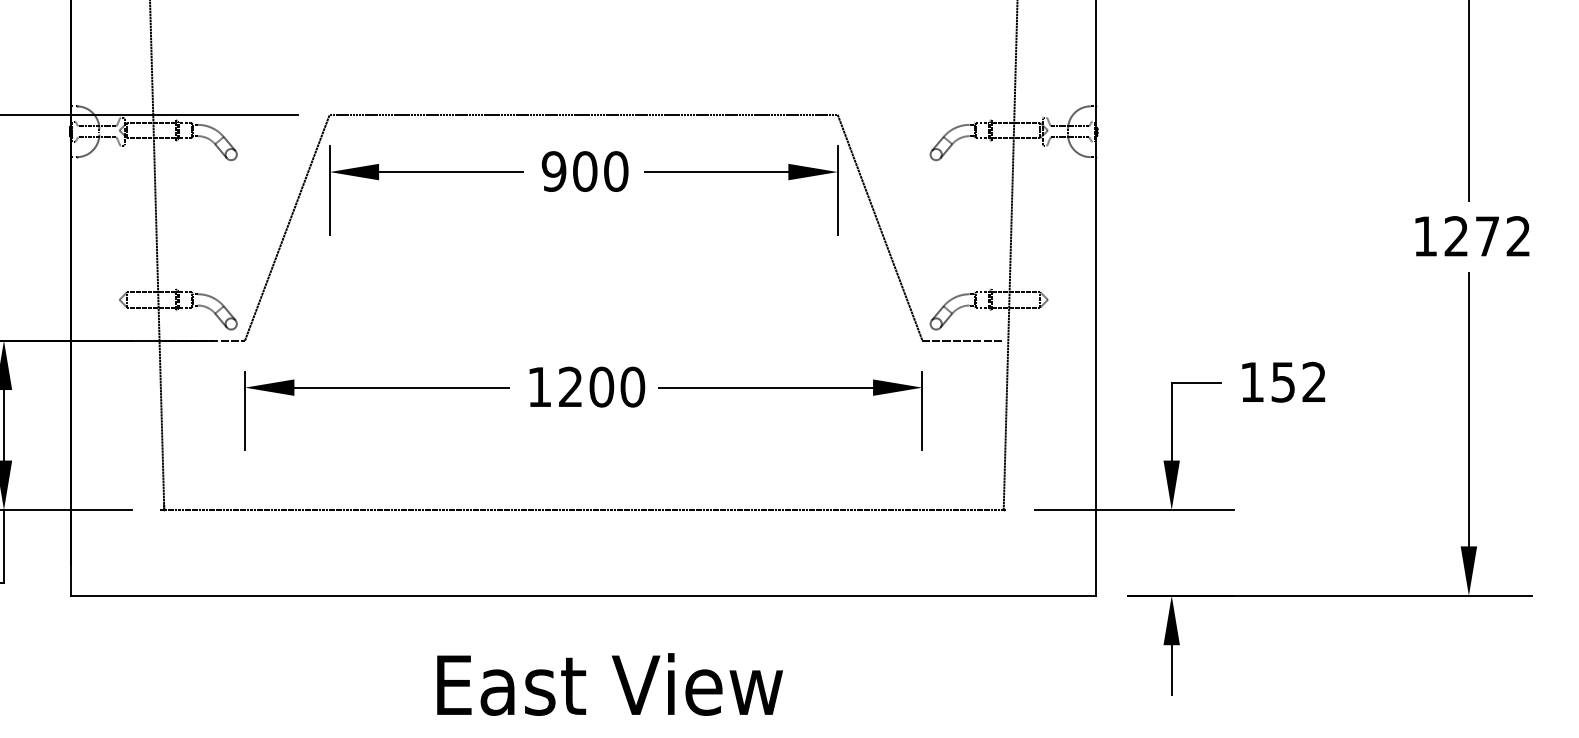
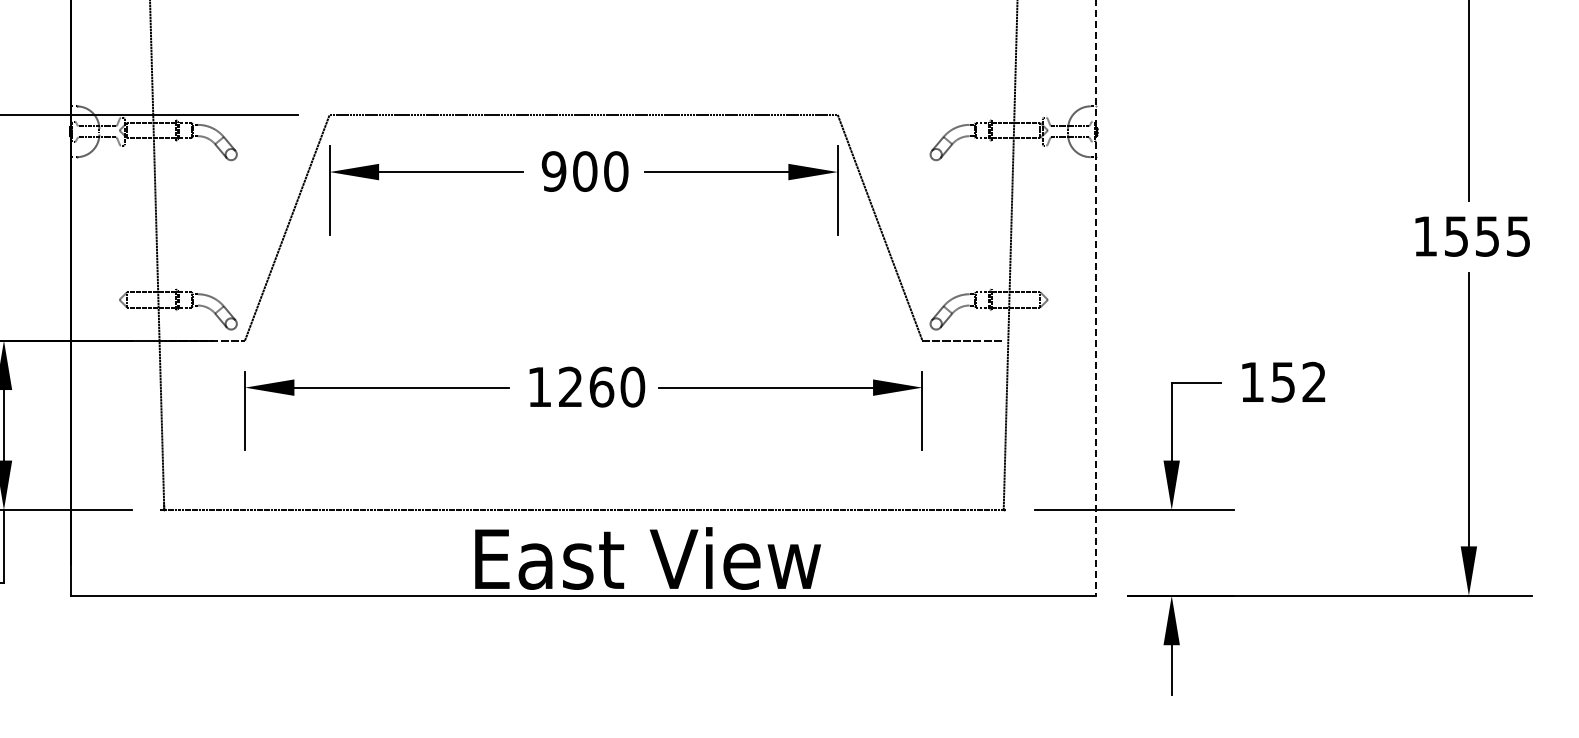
text: 1272 -> 1555 (1486, 236)
line: solid -> dashed (1096, 298)
text: 1200 -> 1260 (601, 386)
text position: (609, 684) -> (647, 558) (647, 558)
